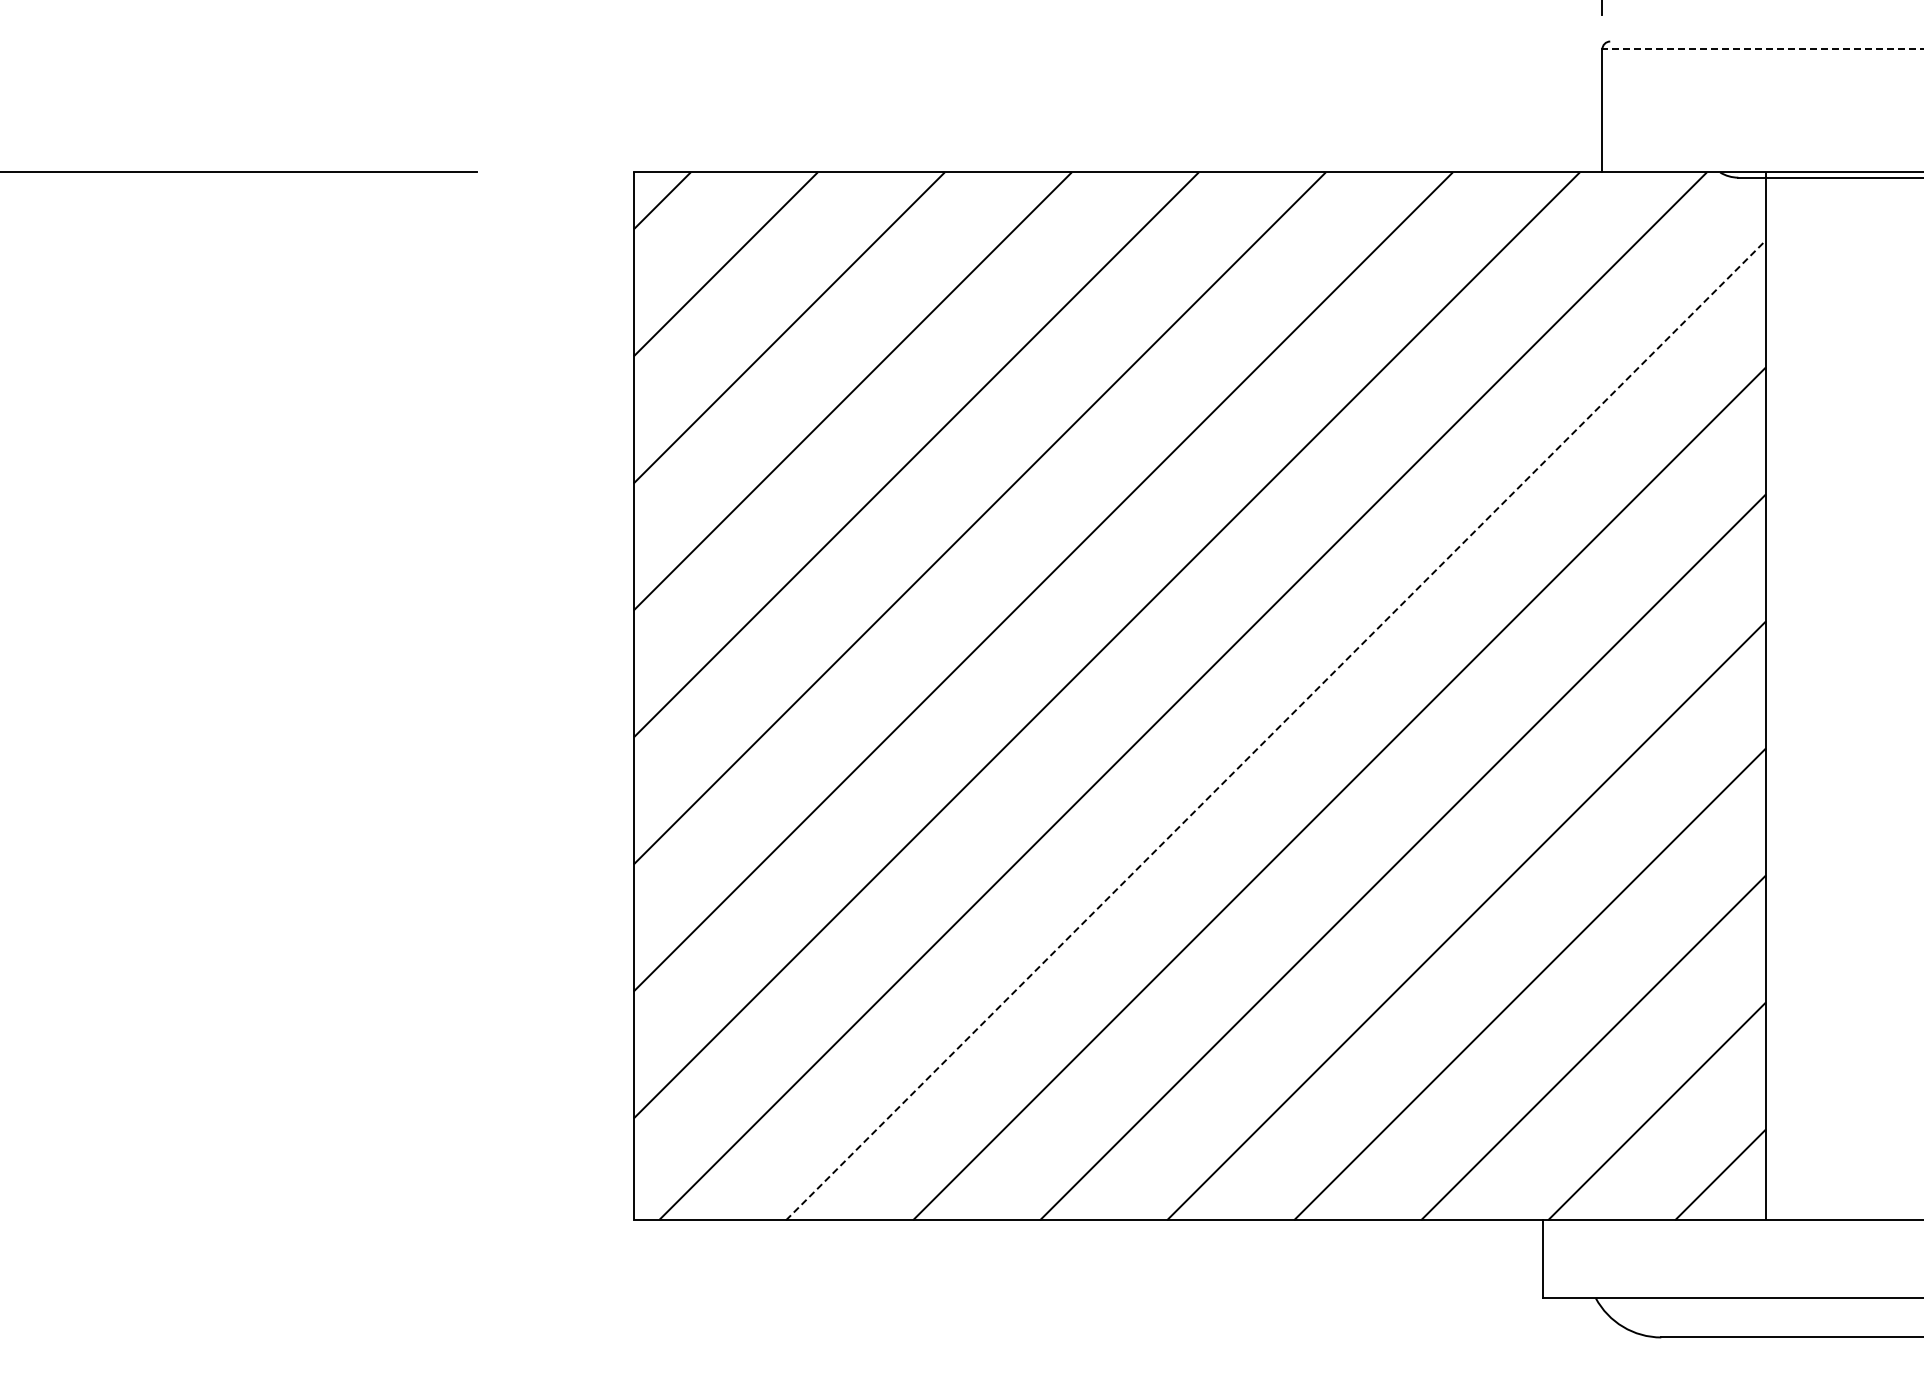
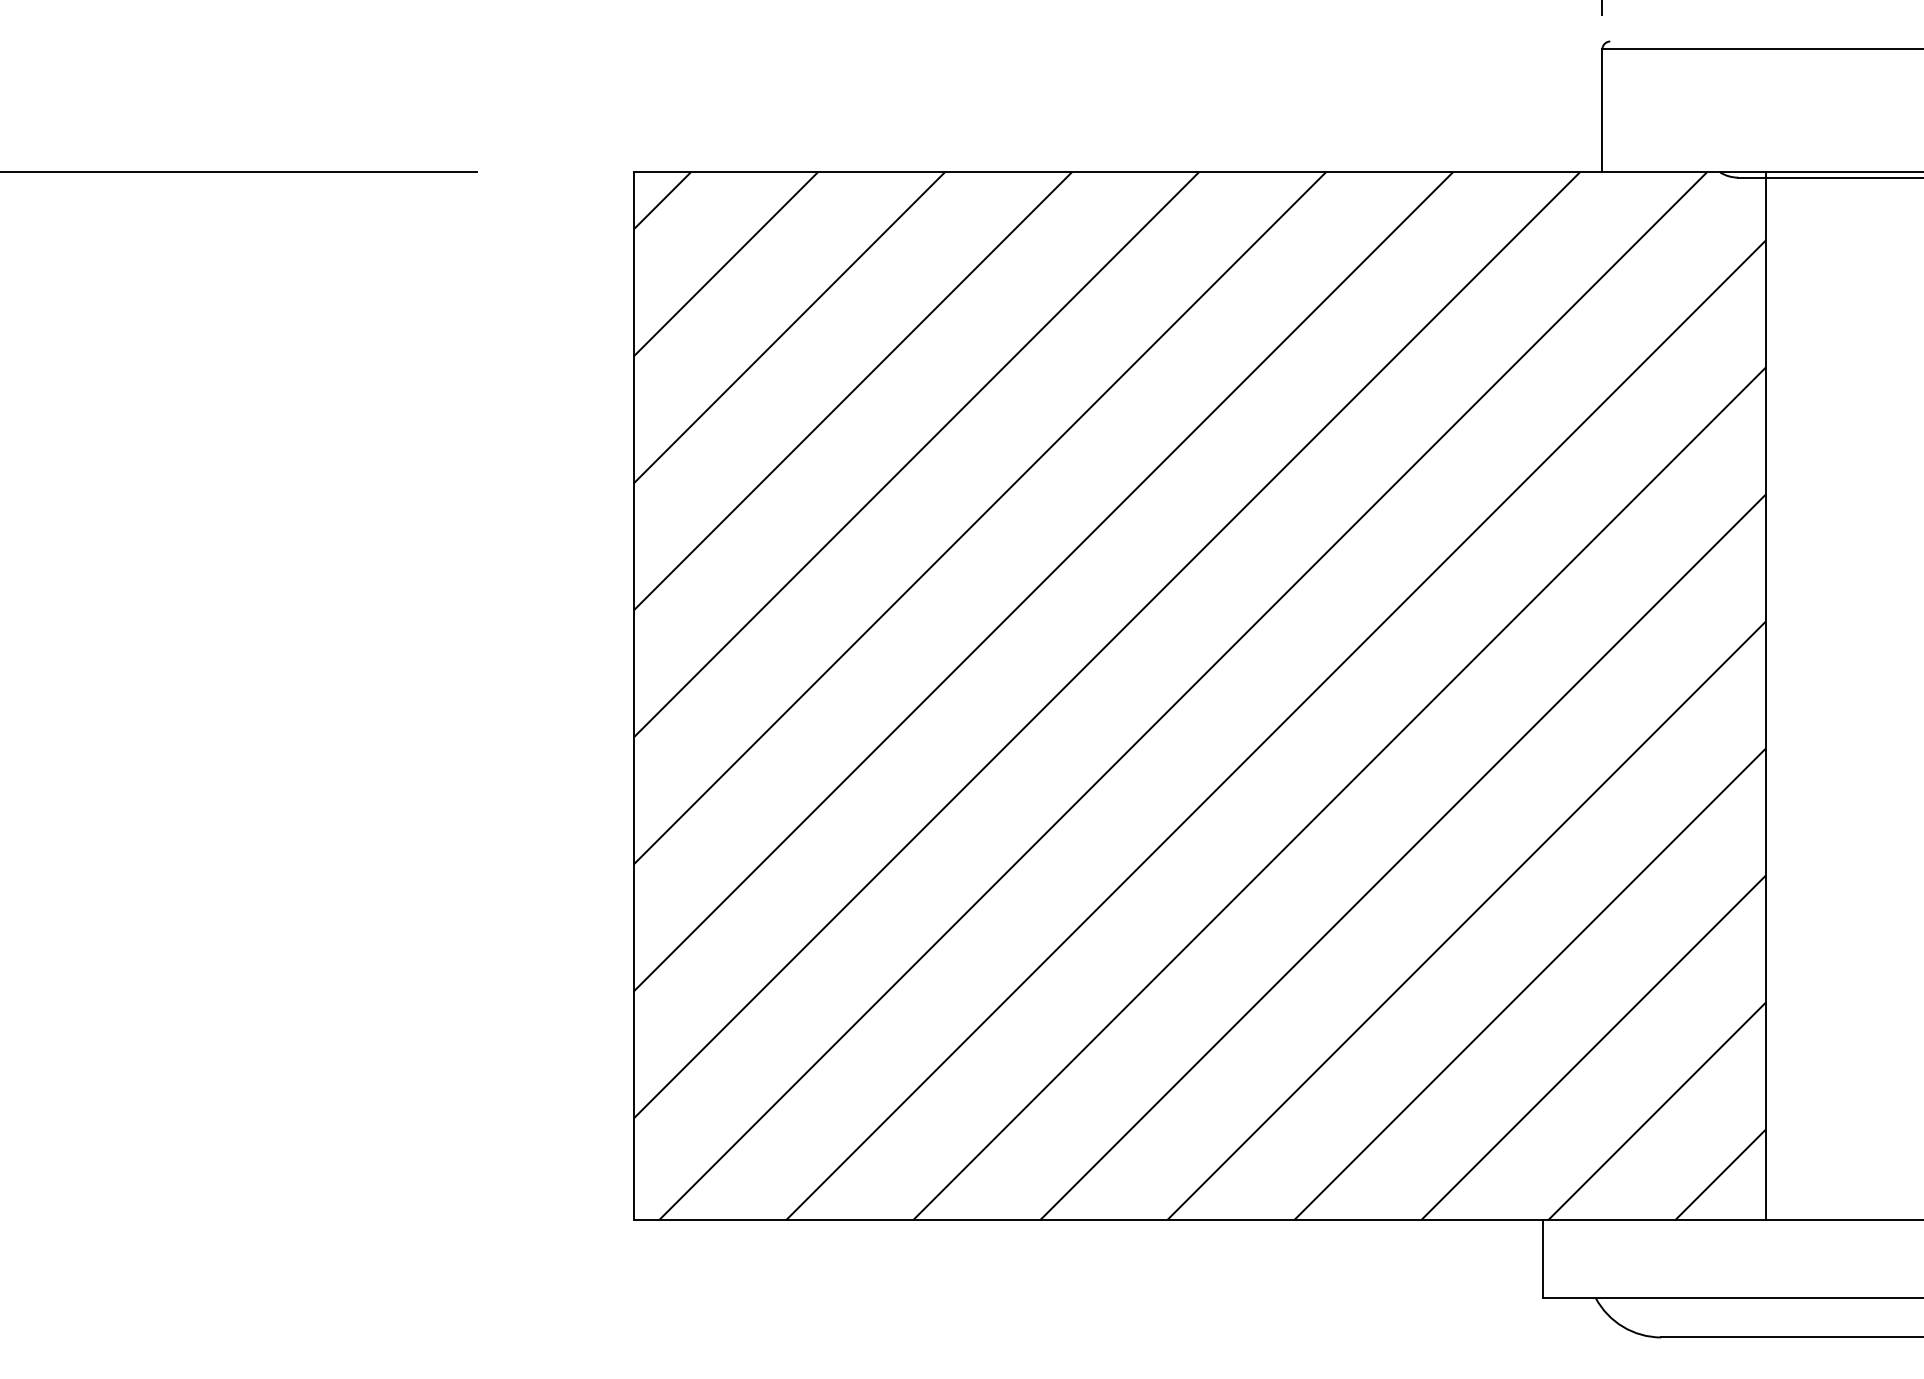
line: dashed -> solid (1762, 49)
line: dashed -> solid (1276, 730)
